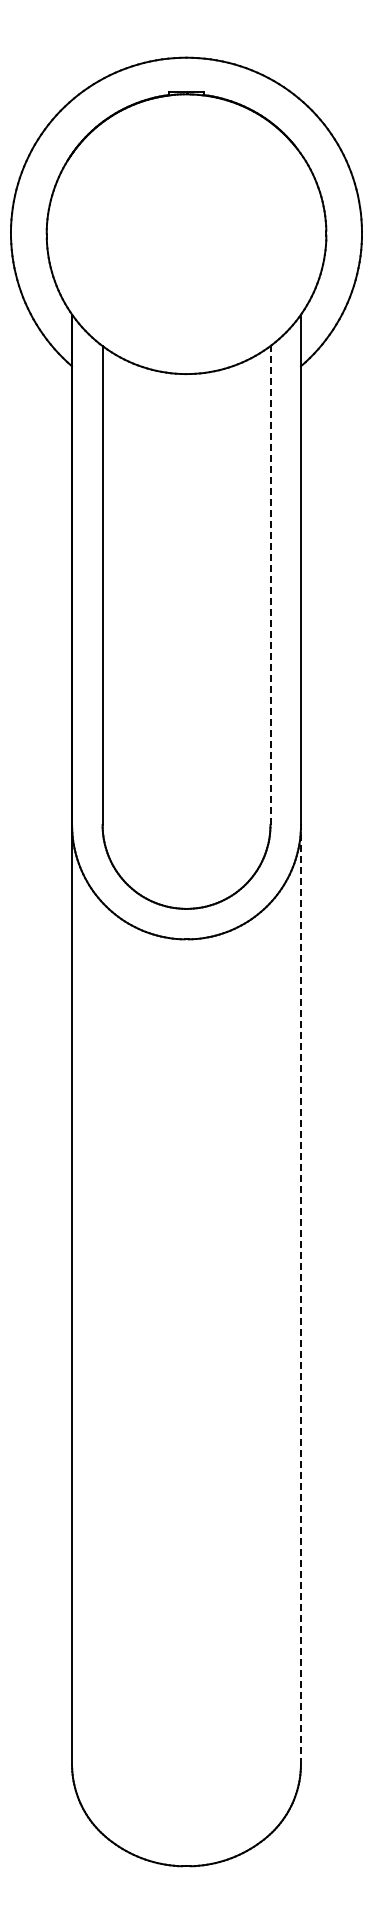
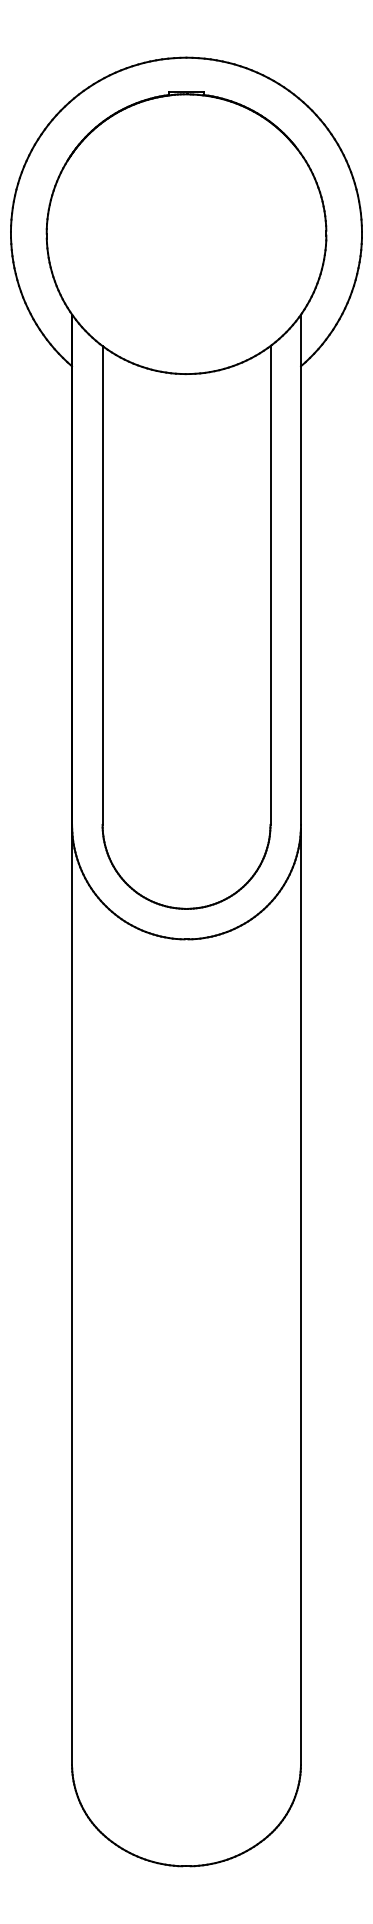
line: dashed -> solid (270, 585)
line: dashed -> solid (300, 1296)
